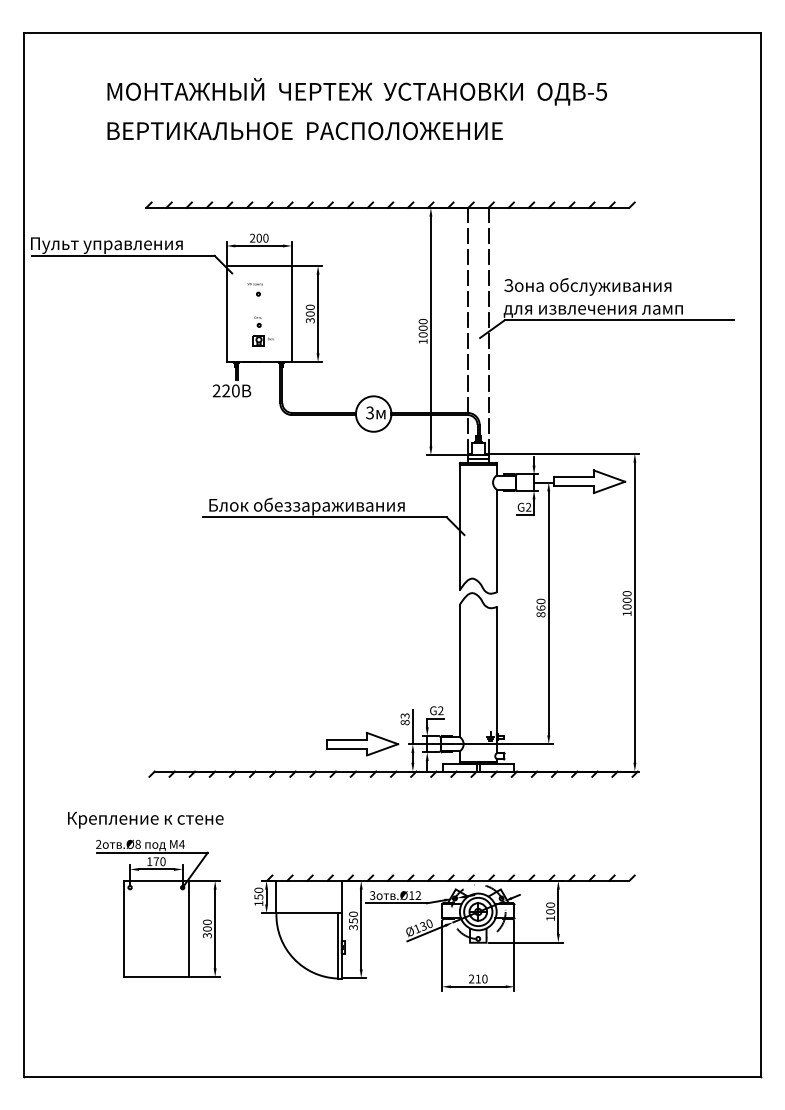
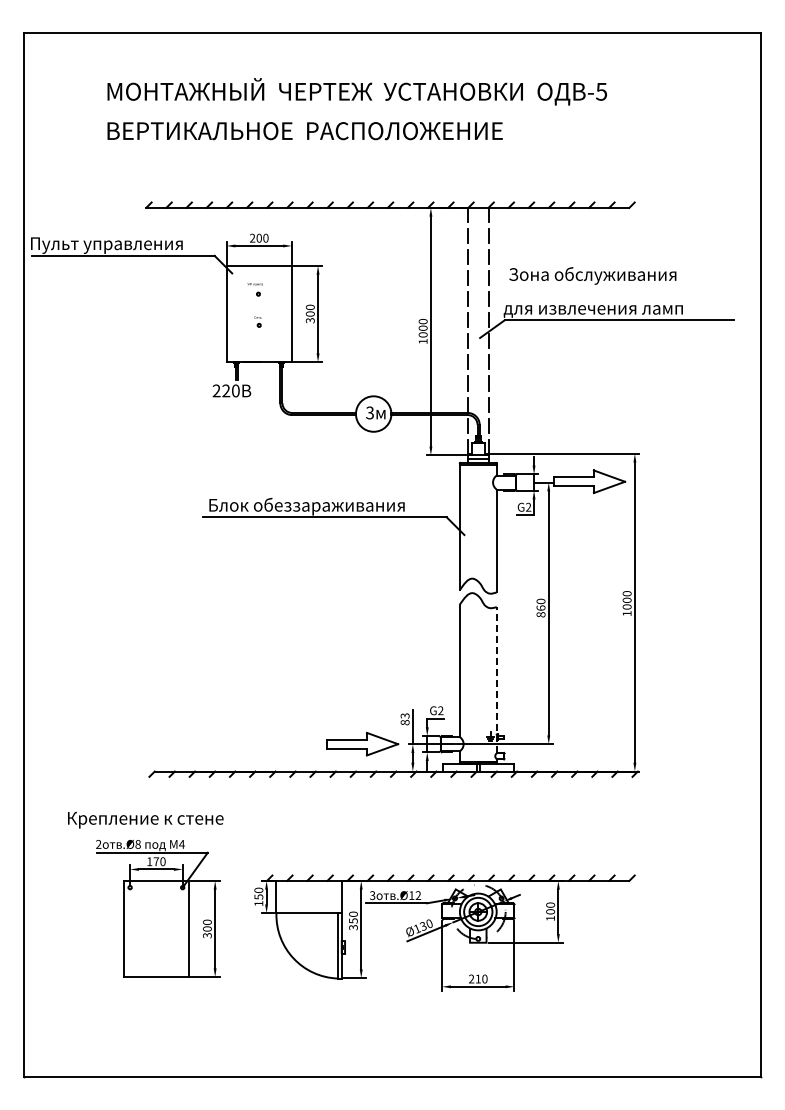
text position: (587, 286) -> (592, 275) (592, 275)
part: present -> none (263, 340)
line: solid -> dashed (496, 679)
